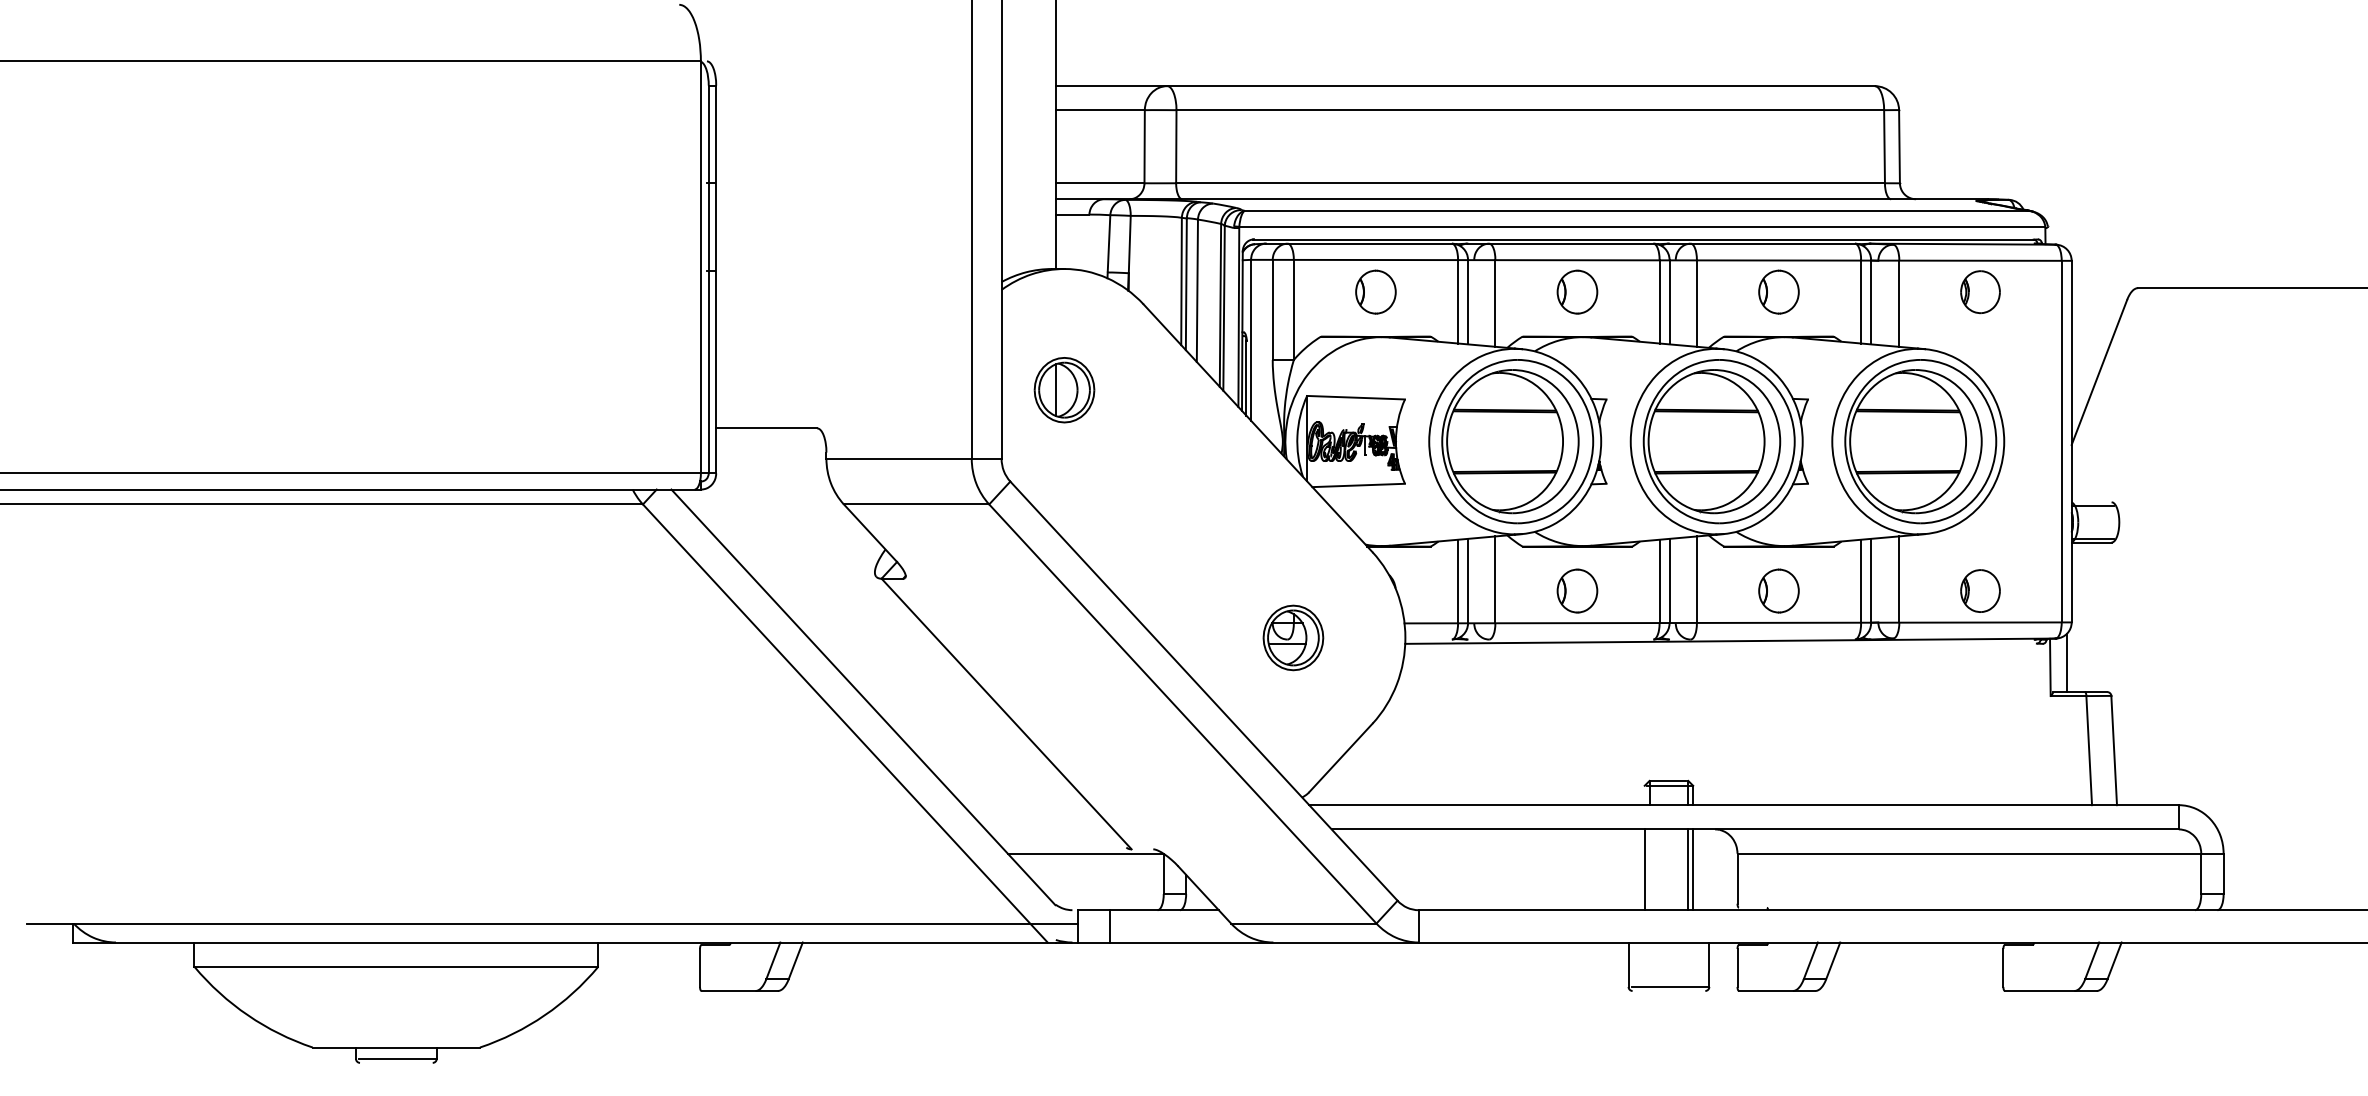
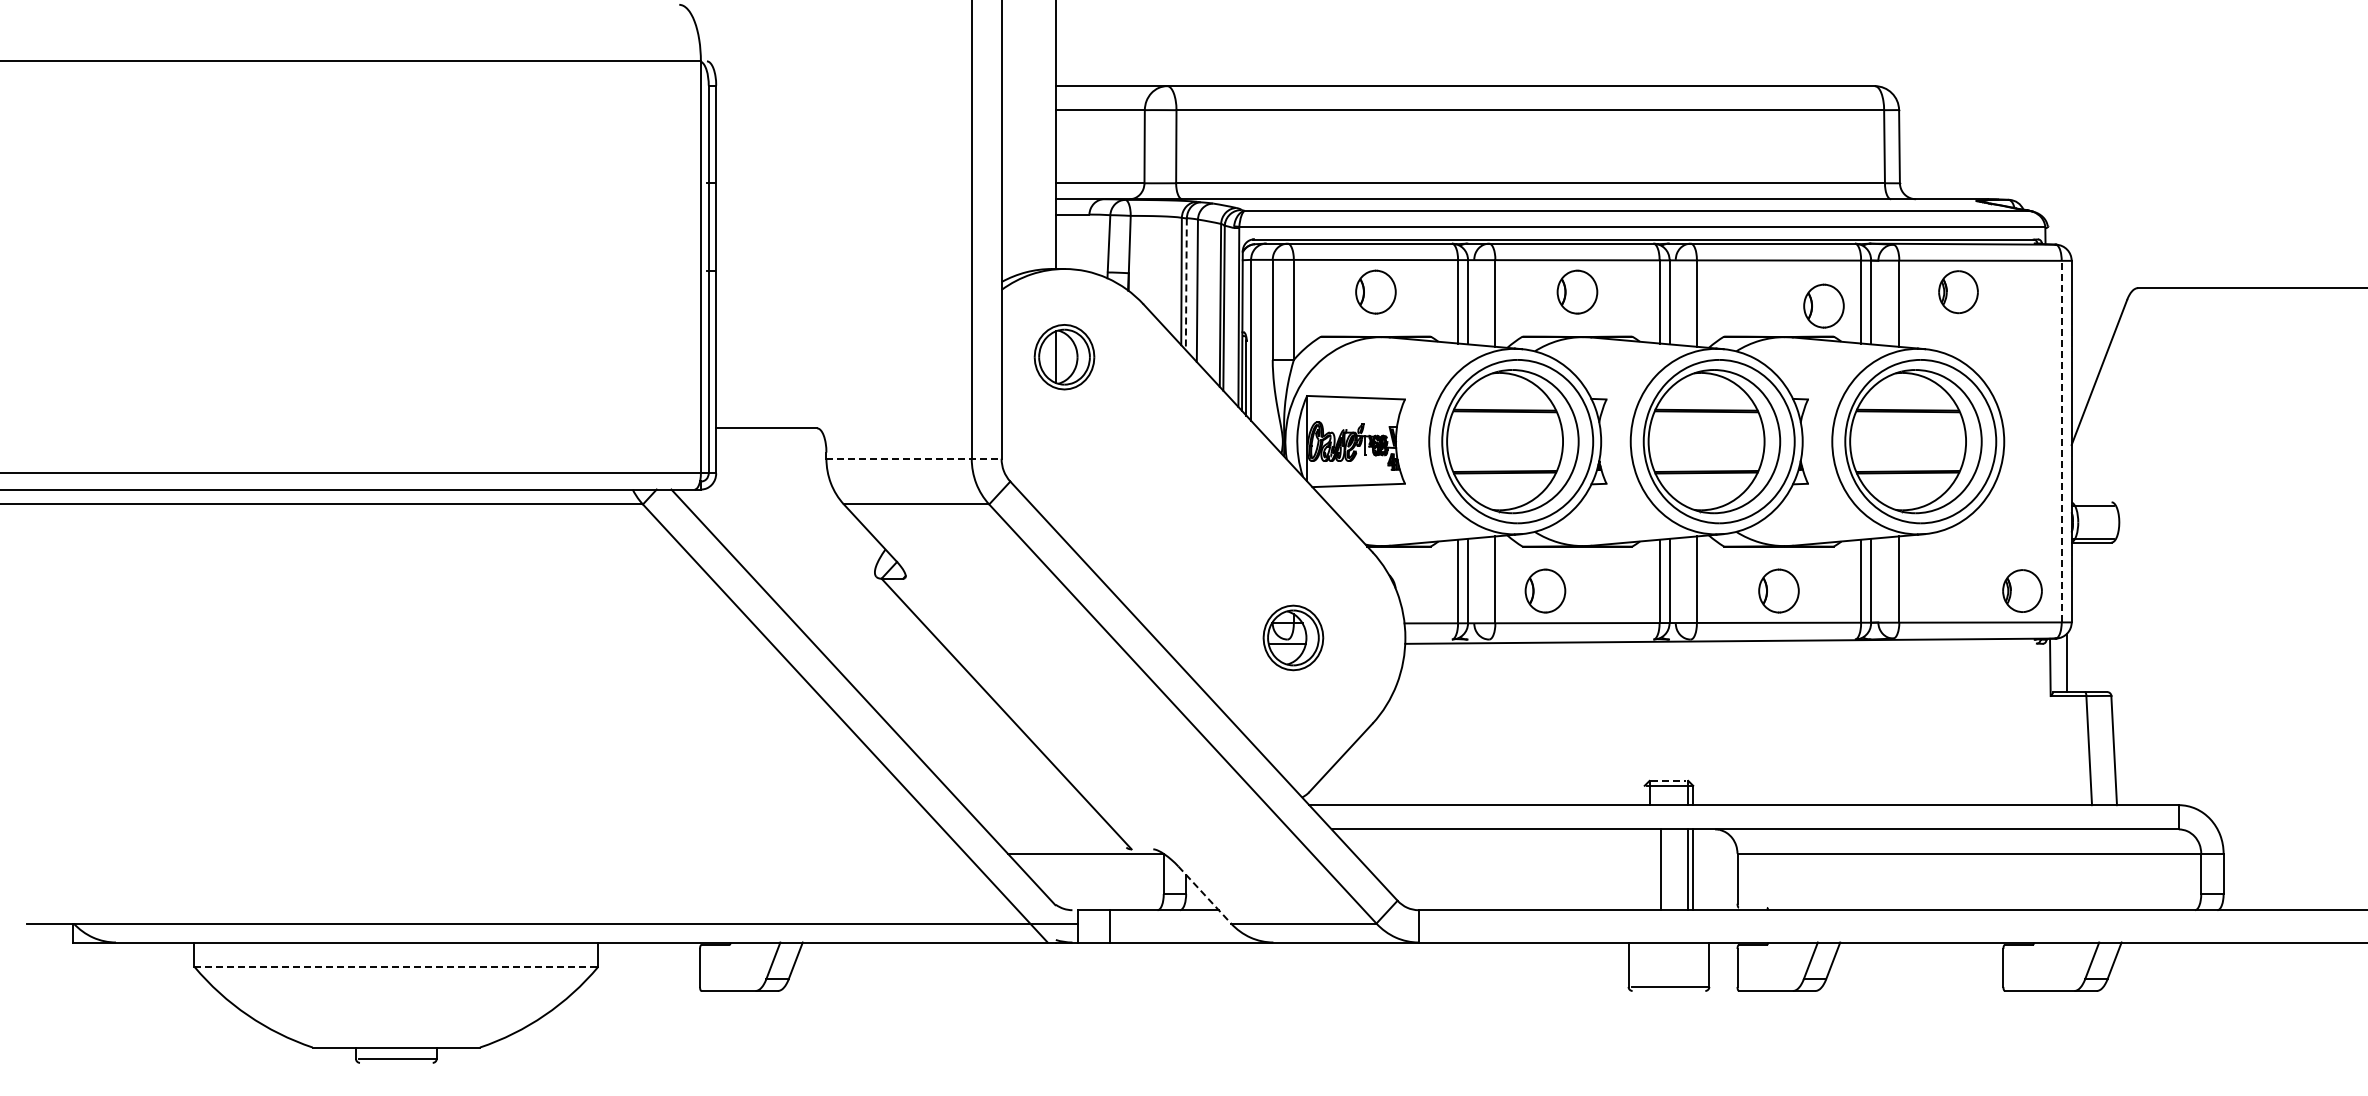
line: solid -> dashed (1186, 284)
part position: (1778, 291) -> (1823, 305) (1823, 305)
part position: (1980, 292) -> (1958, 292) (1958, 292)
part position: (1064, 390) -> (1064, 357) (1064, 357)
line: solid -> dashed (2061, 441)
line: solid -> dashed (914, 458)
part position: (1577, 590) -> (1545, 590) (1545, 590)
part position: (1980, 590) -> (2022, 590) (2022, 590)
line: solid -> dashed (1668, 780)
line position: (1644, 869) -> (1660, 869) (1660, 869)
line: solid -> dashed (1204, 895)
line: solid -> dashed (396, 966)
